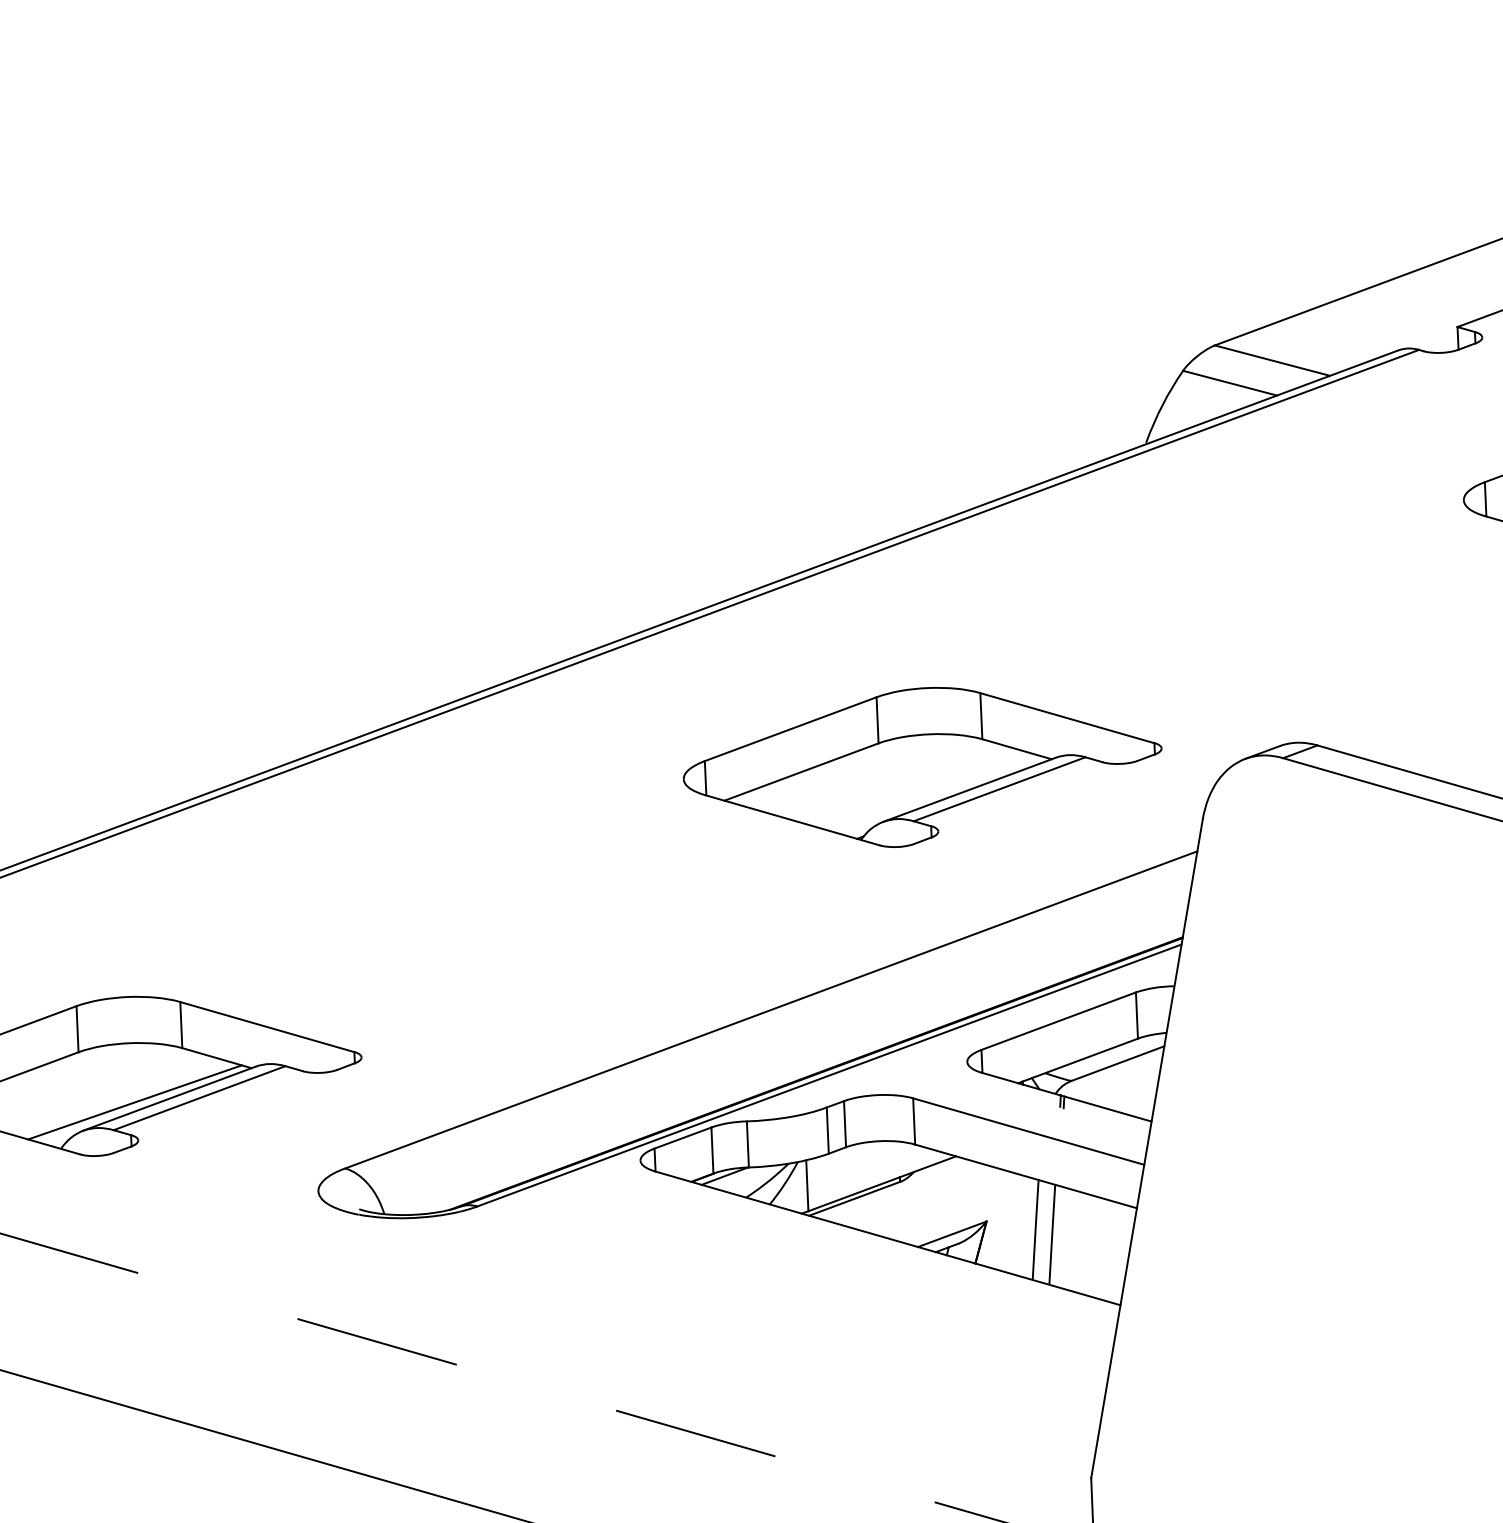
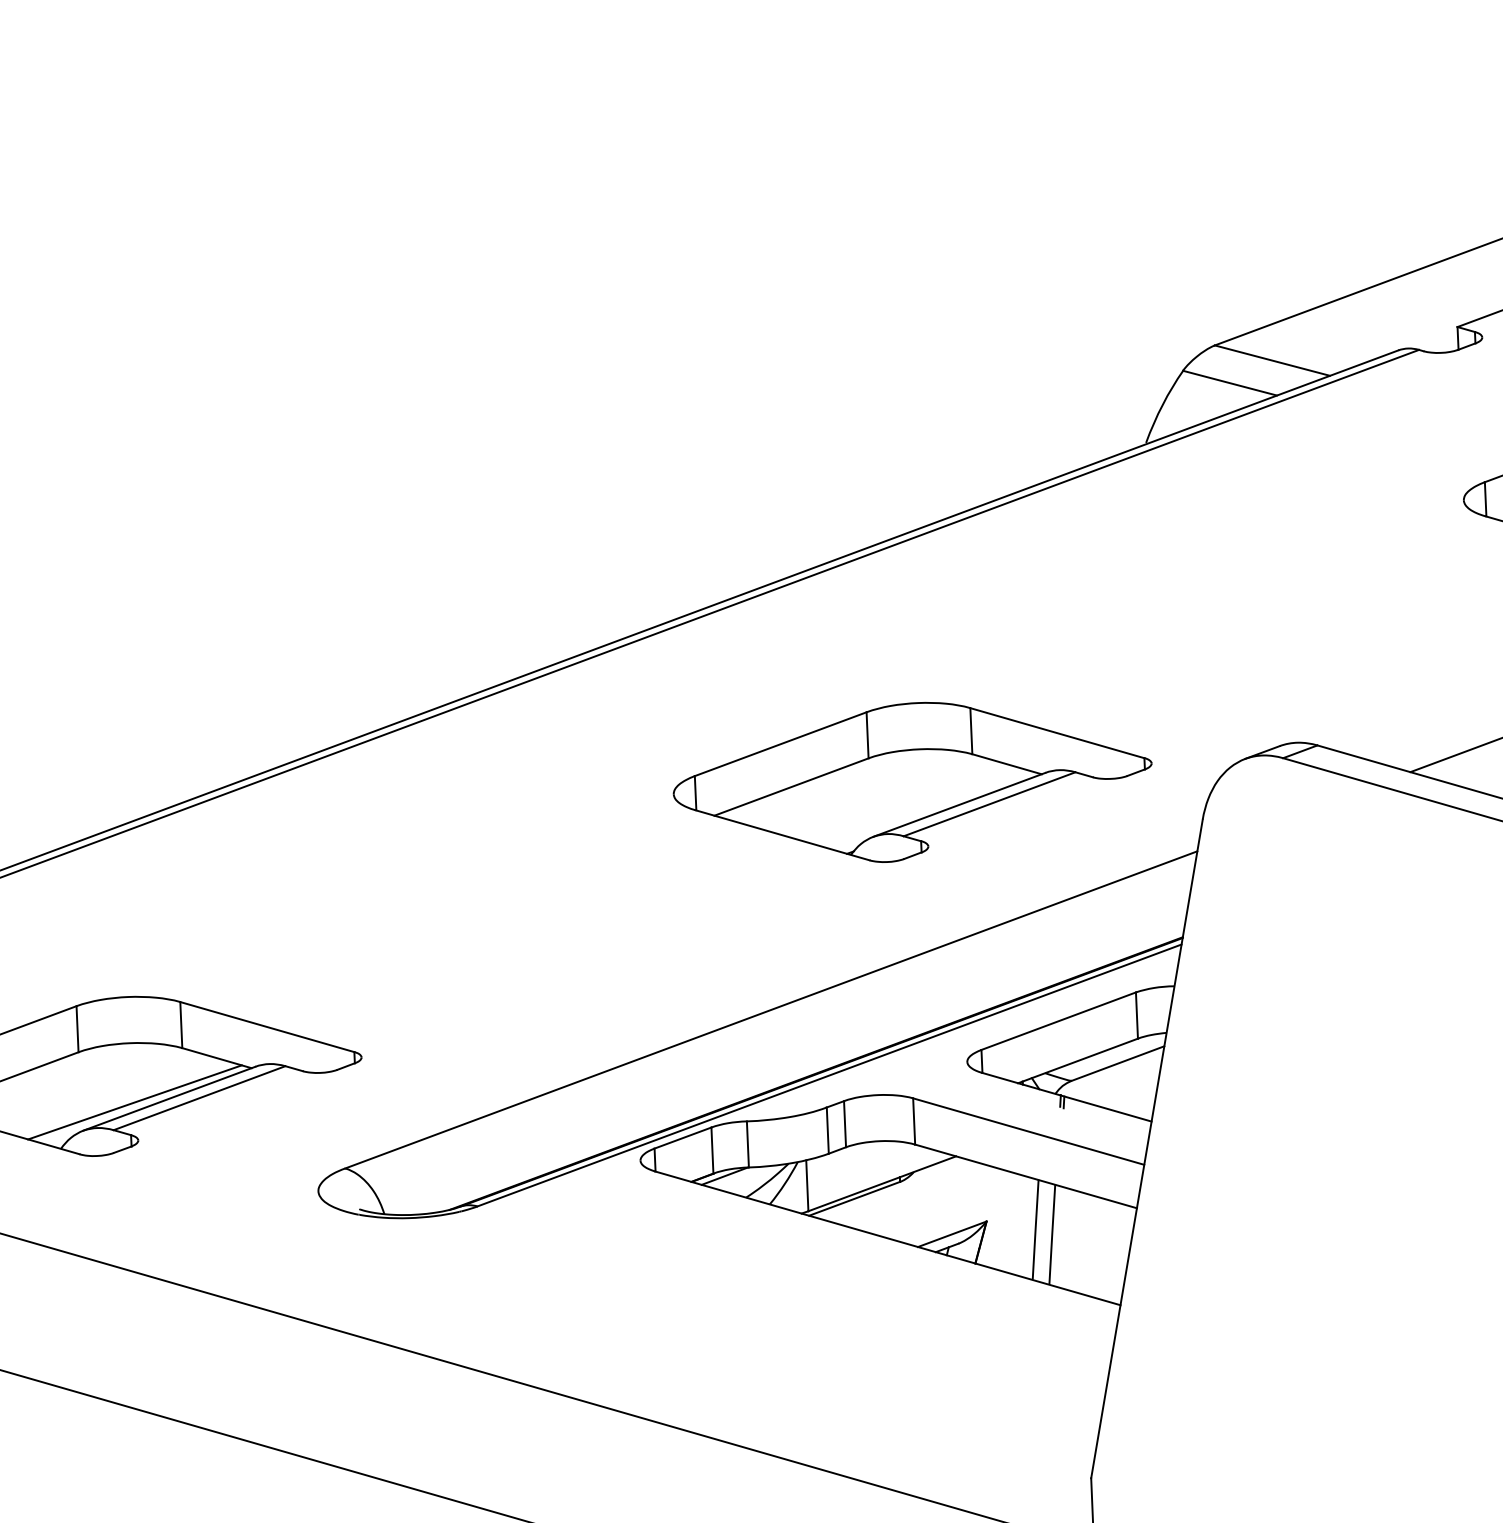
line: none -> present (1454, 755)
part position: (922, 767) -> (912, 782) (912, 782)
line: dashed -> solid (503, 1378)
